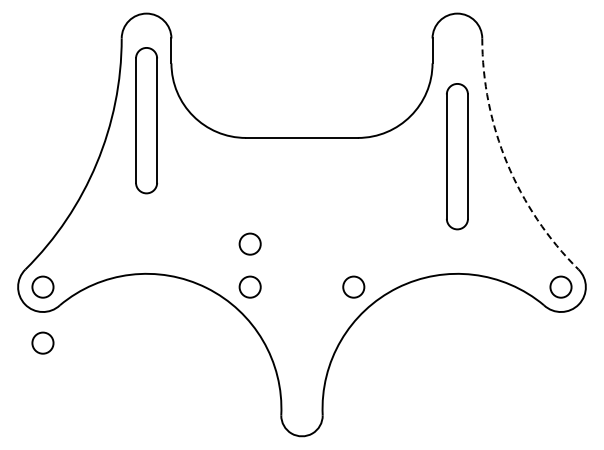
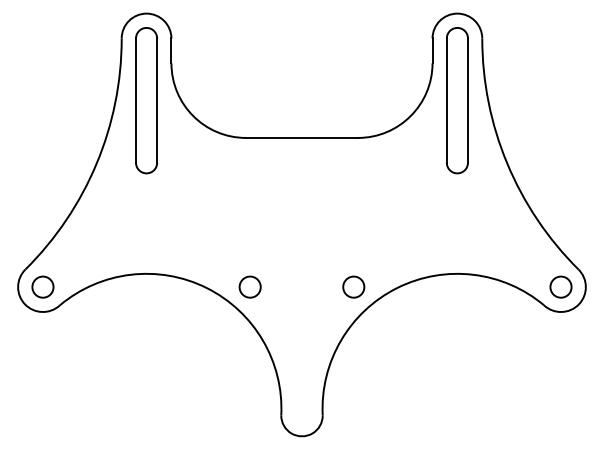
part position: (146, 120) -> (146, 100) (146, 100)
part position: (457, 156) -> (457, 100) (457, 100)
arc: dashed -> solid (507, 163)
circle: present -> none (249, 243)
circle: present -> none (42, 342)
